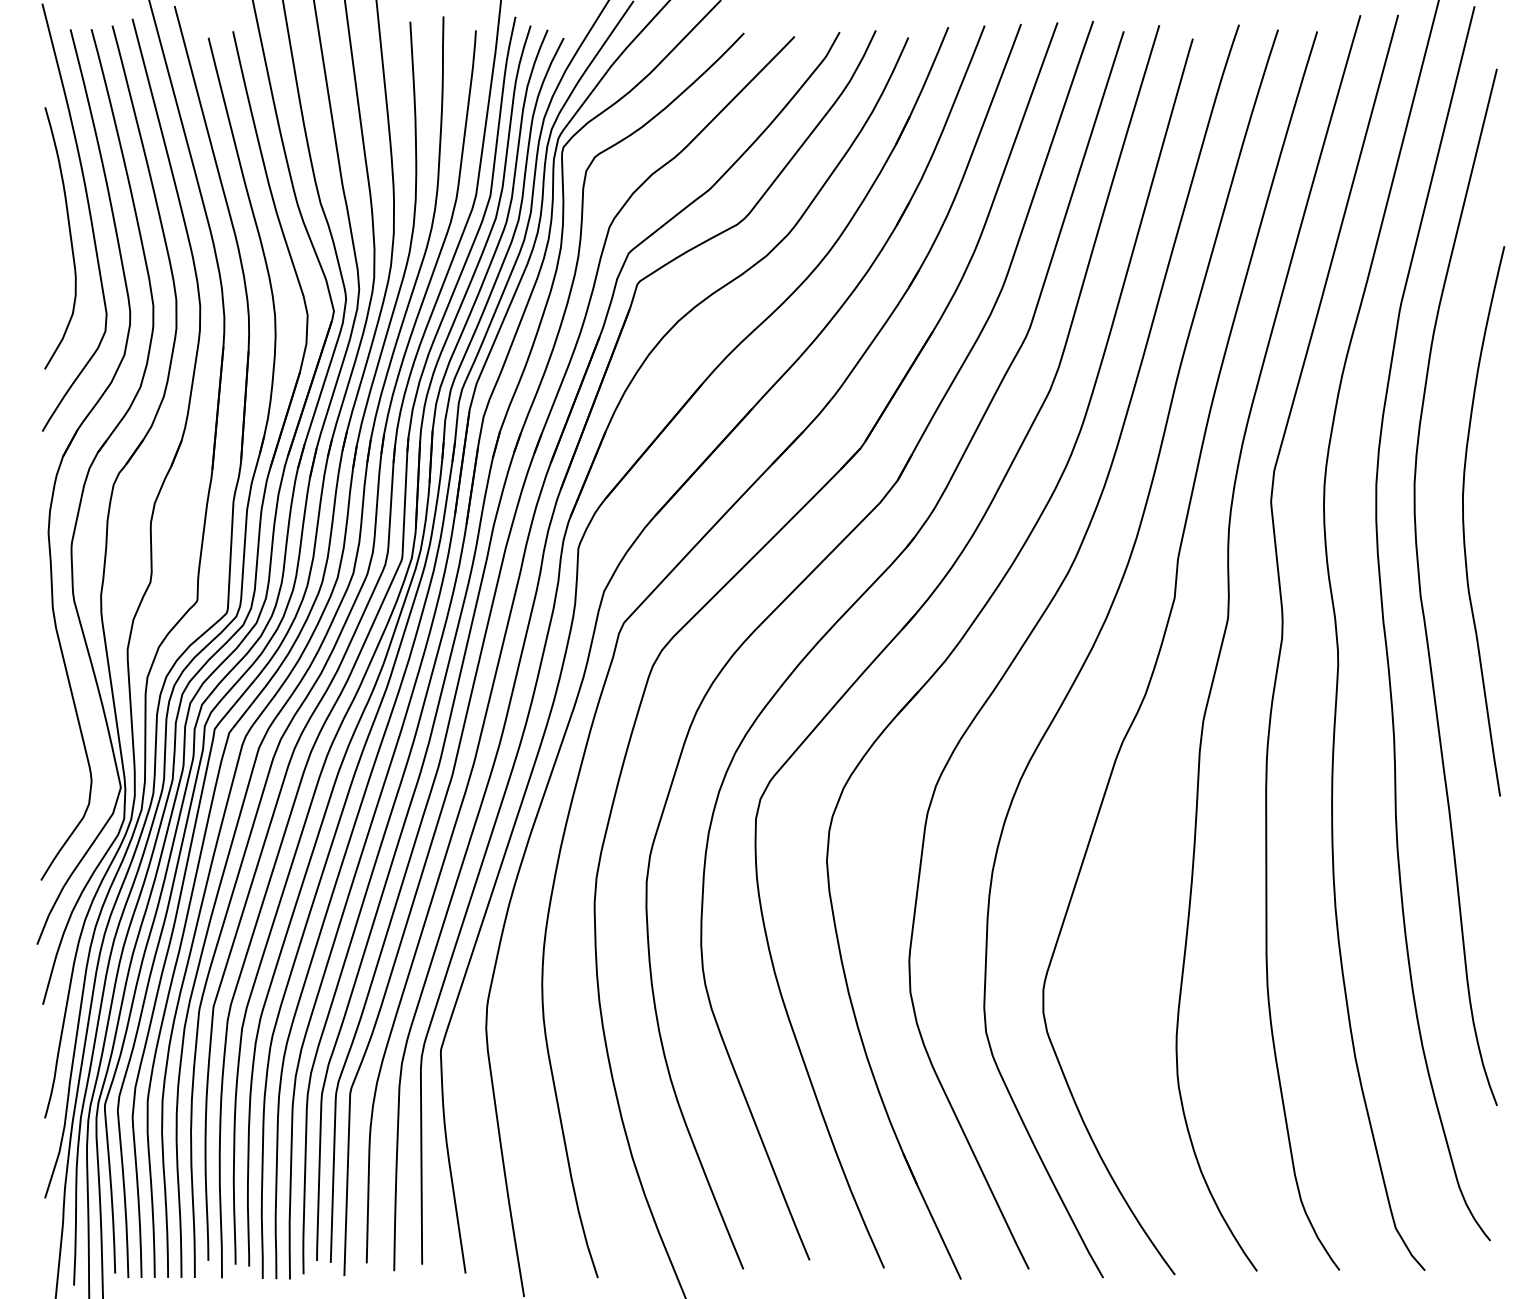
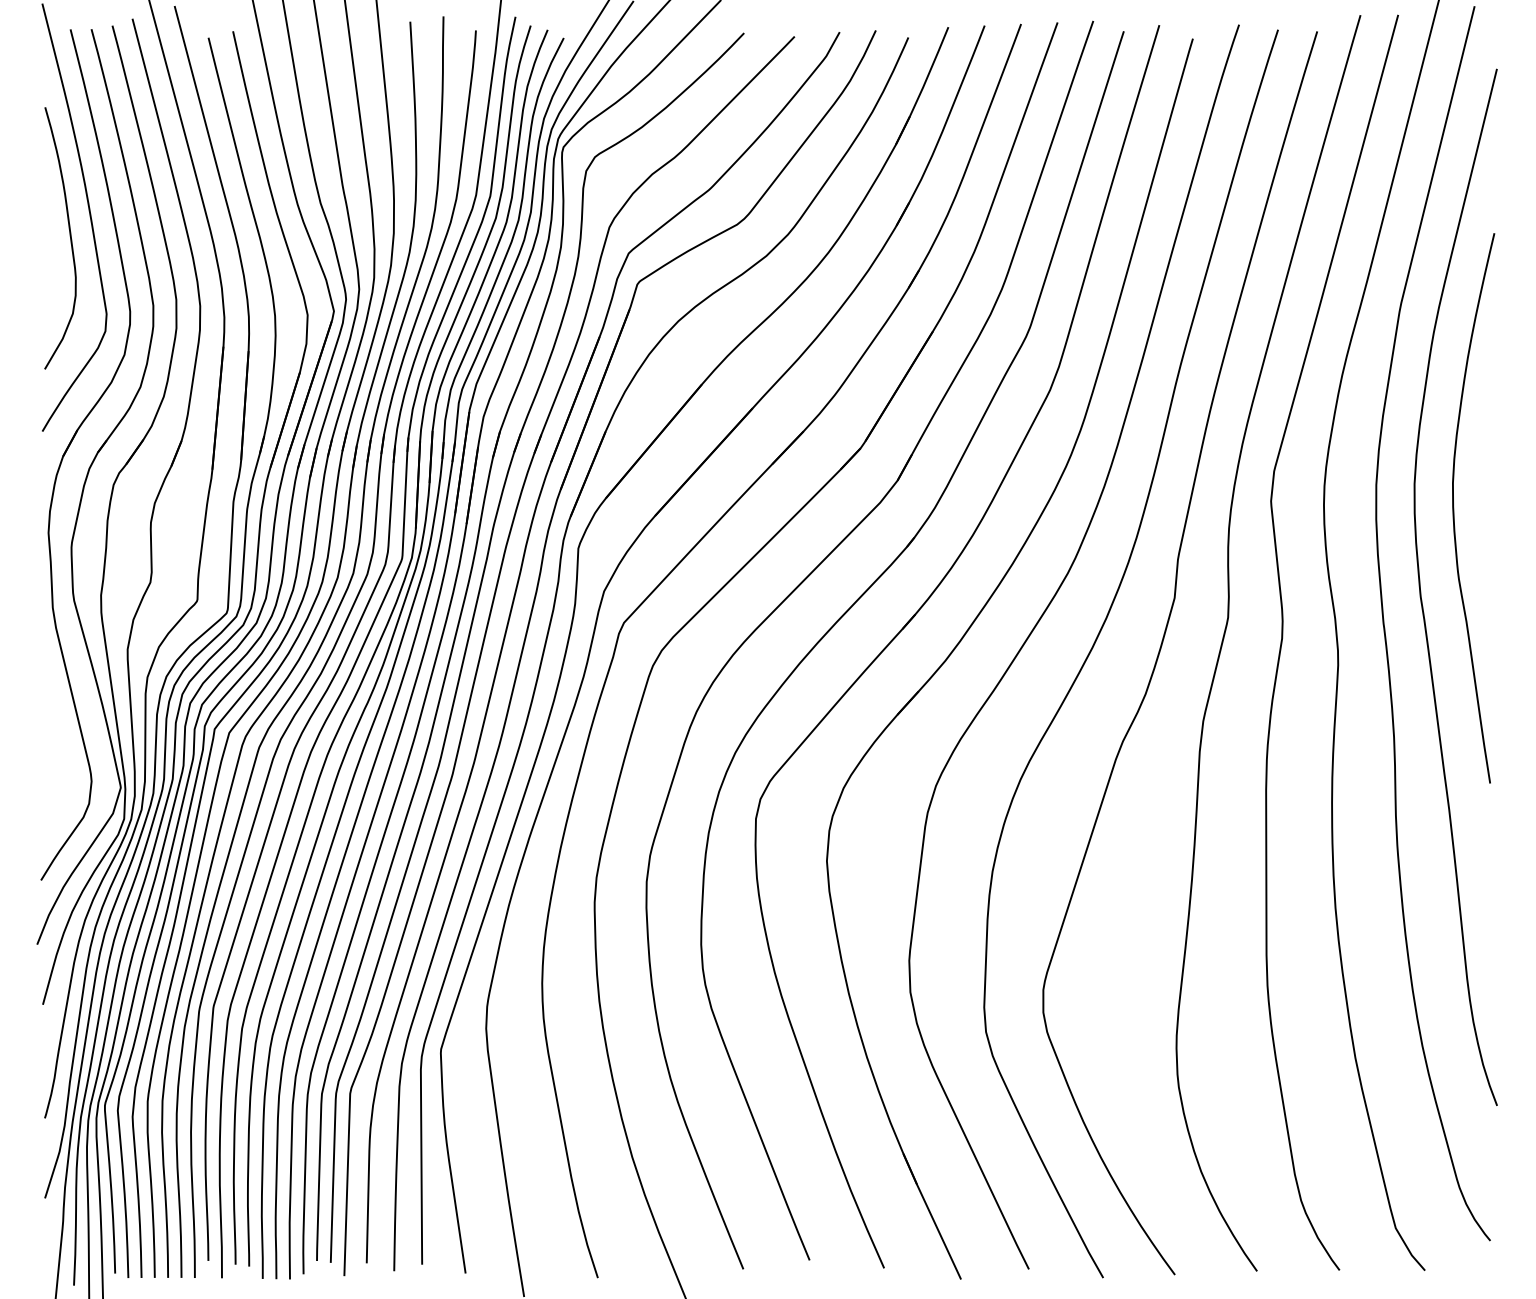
curve position: (1464, 521) -> (1454, 508) (1454, 508)
